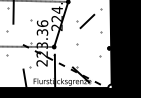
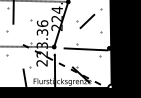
line: none -> present (85, 49)
